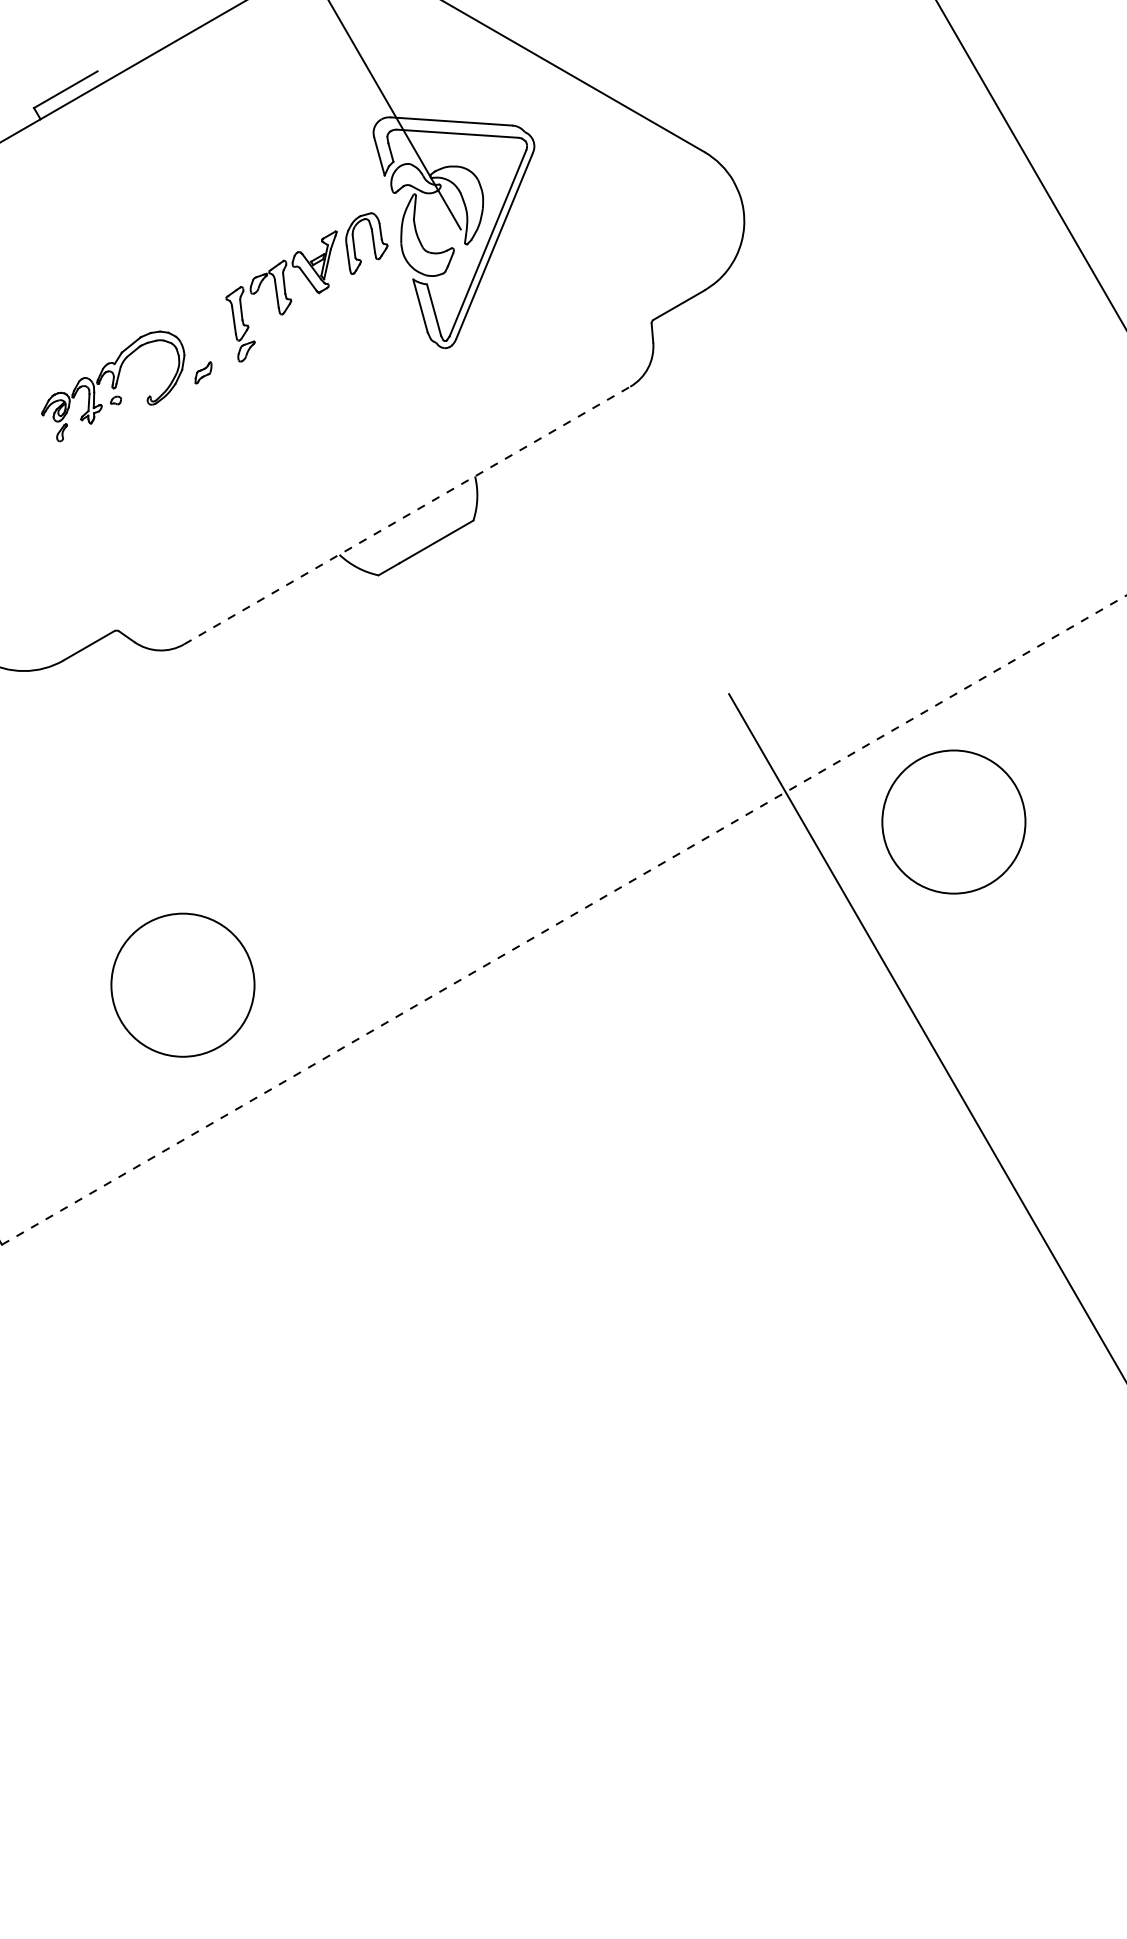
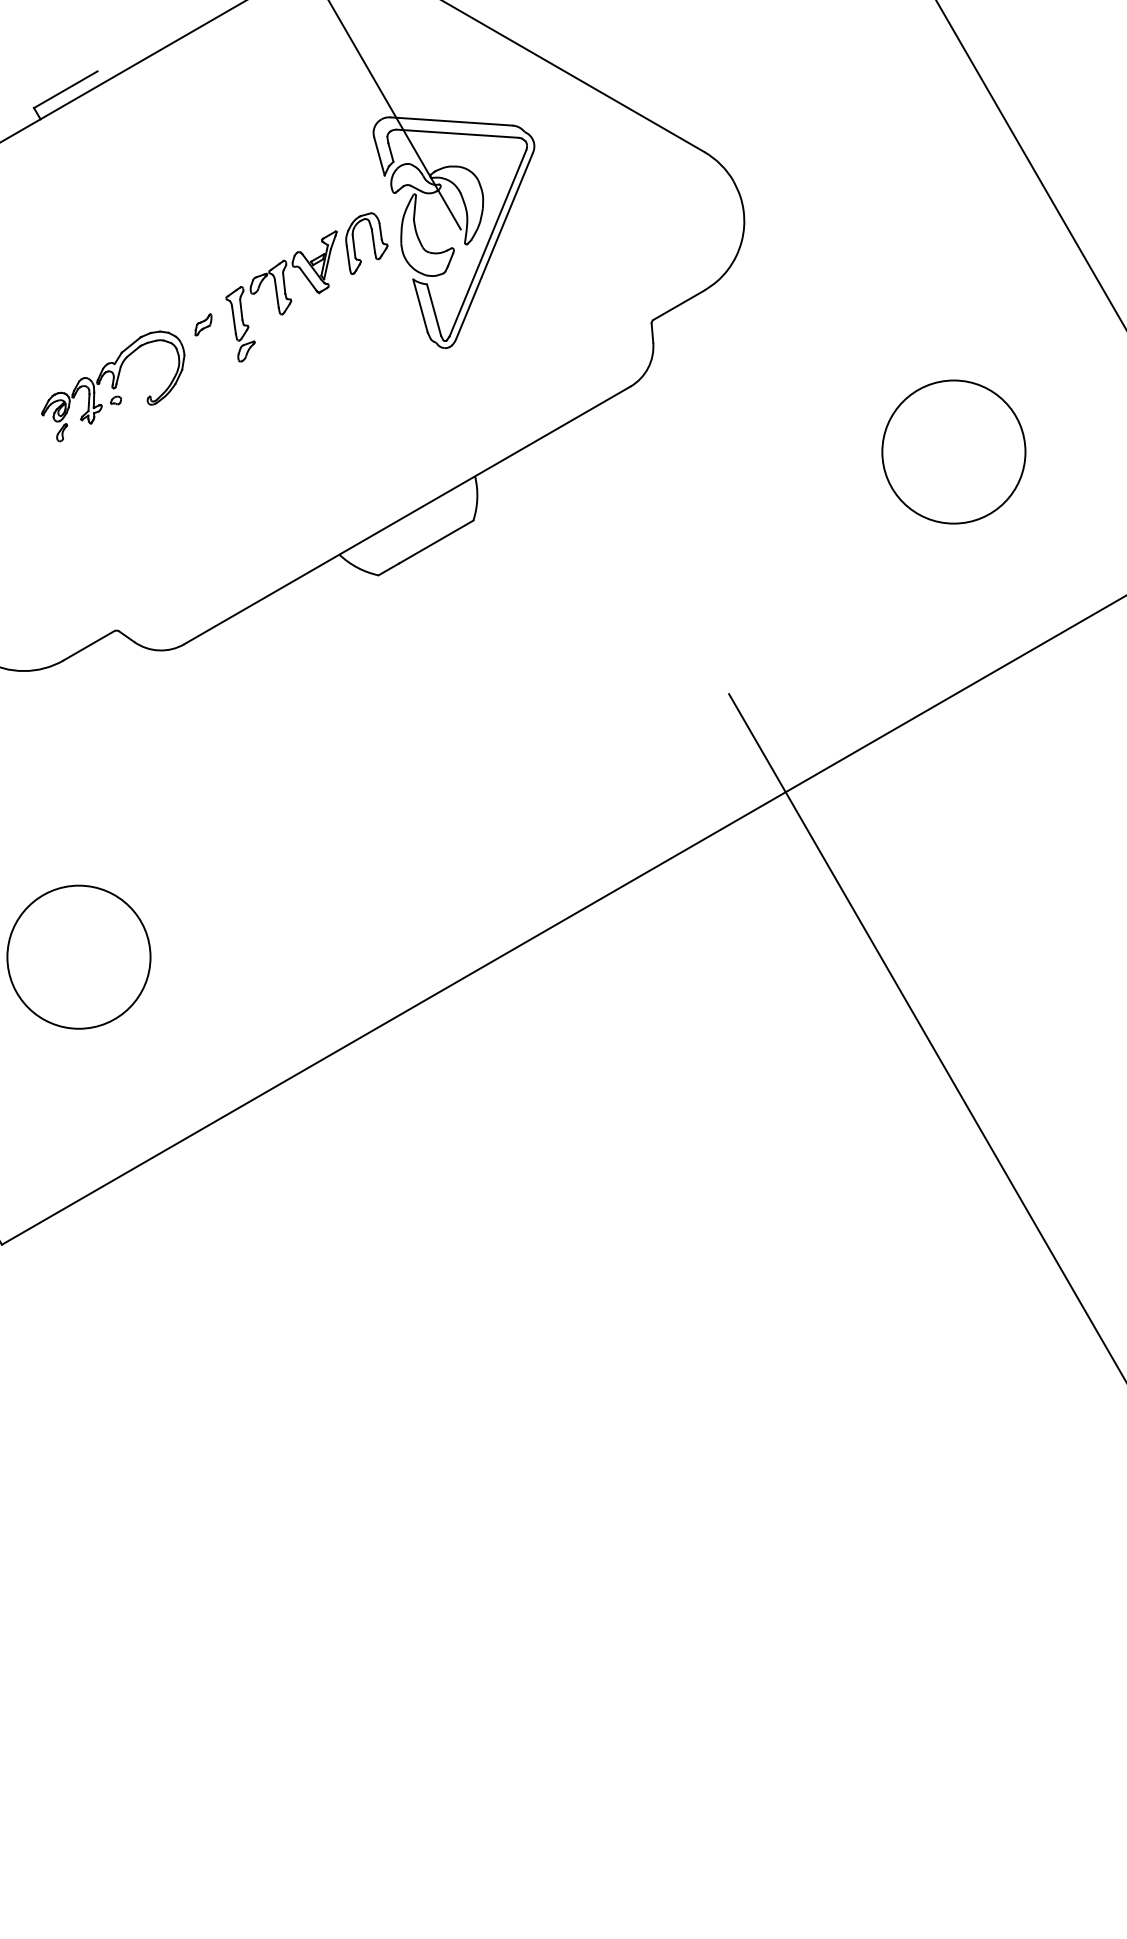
part position: (203, 372) -> (203, 324) (203, 324)
line: dashed -> solid (407, 515)
circle position: (953, 821) -> (953, 451) (953, 451)
line: dashed -> solid (564, 919)
circle position: (182, 984) -> (78, 956) (78, 956)
